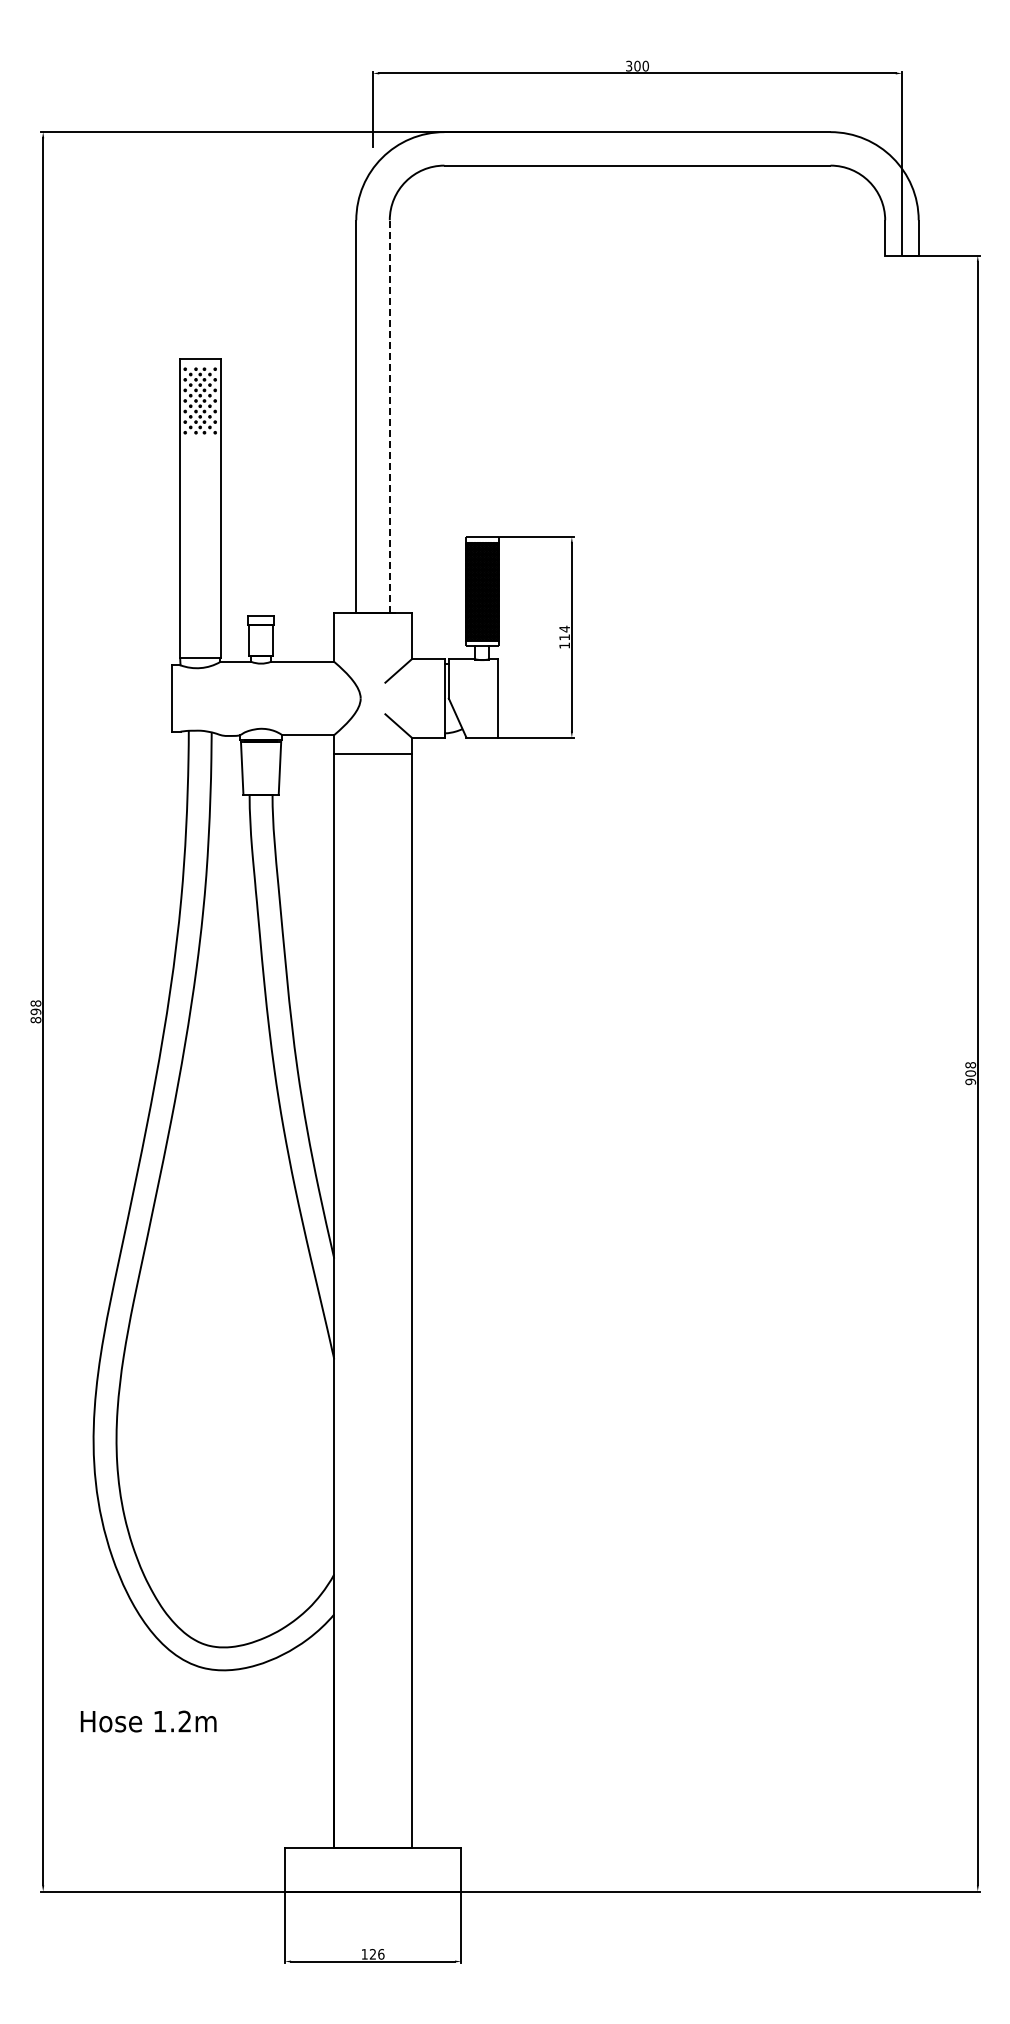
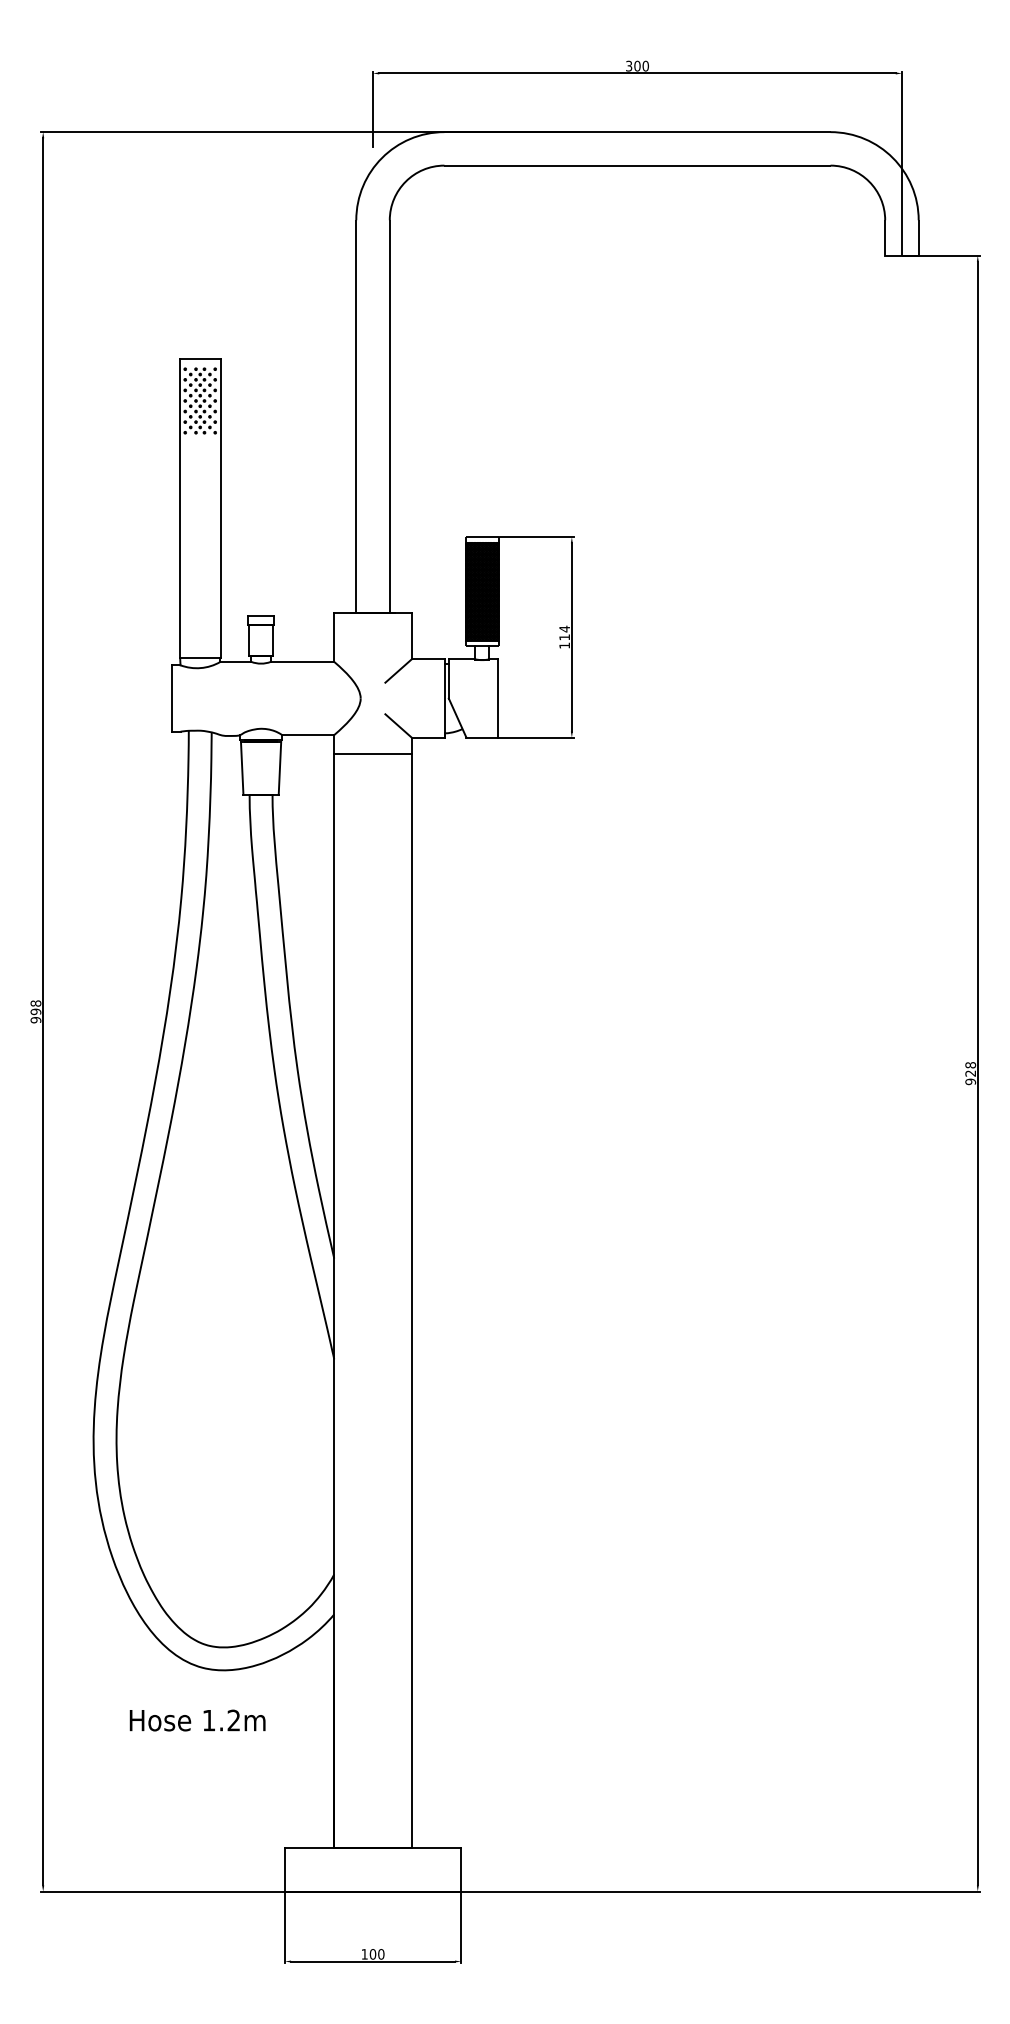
line: dashed -> solid (389, 416)
text: 898 -> 998 (35, 1020)
text: 908 -> 928 (970, 1073)
text position: (148, 1721) -> (197, 1720) (197, 1720)
text: 126 -> 100 (376, 1954)
